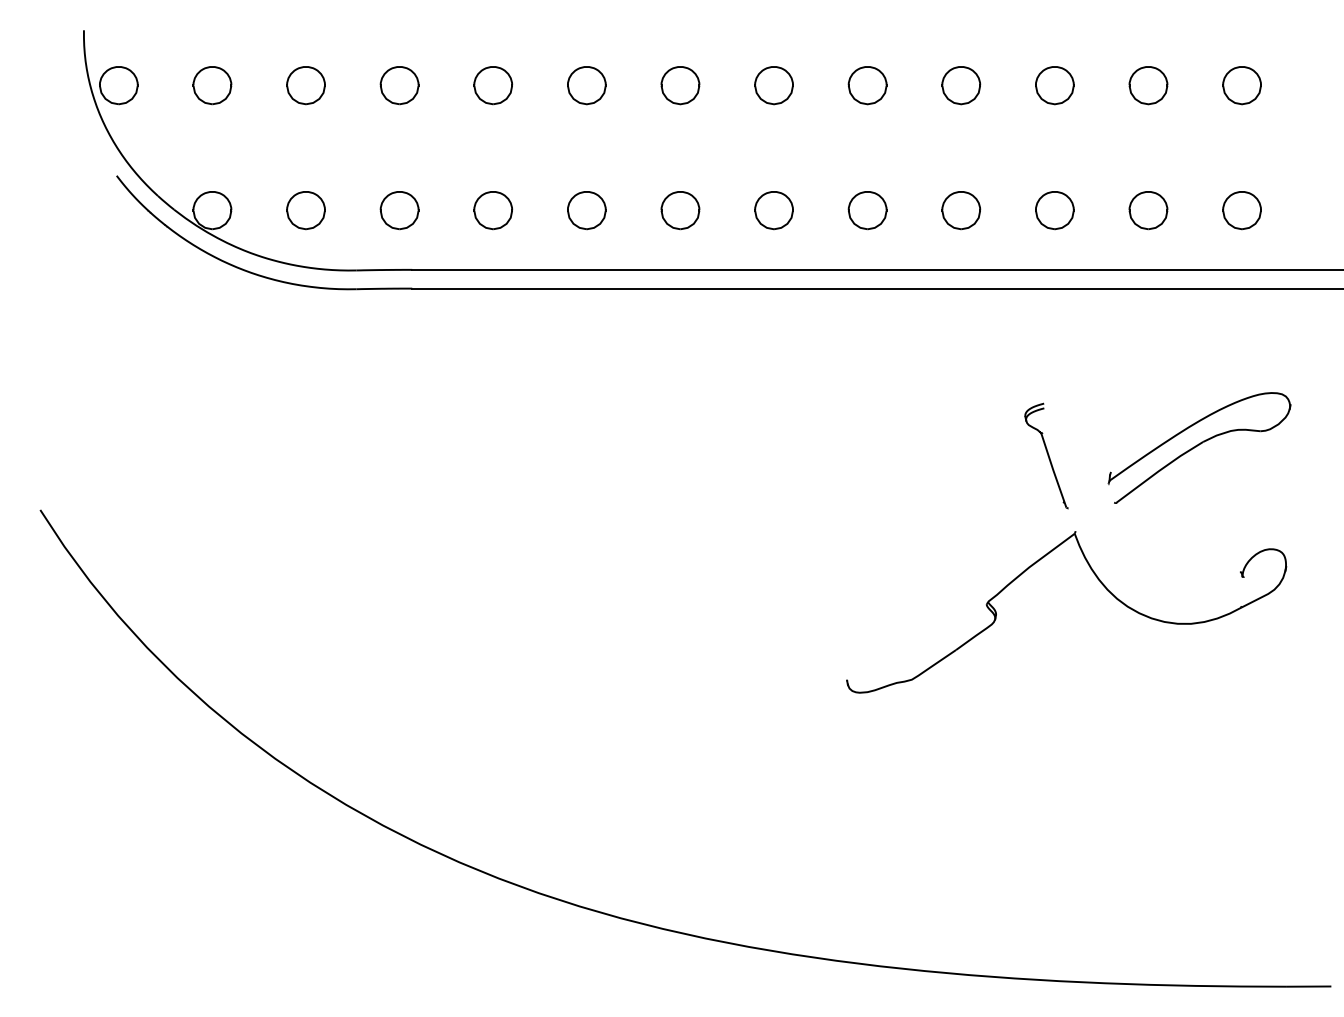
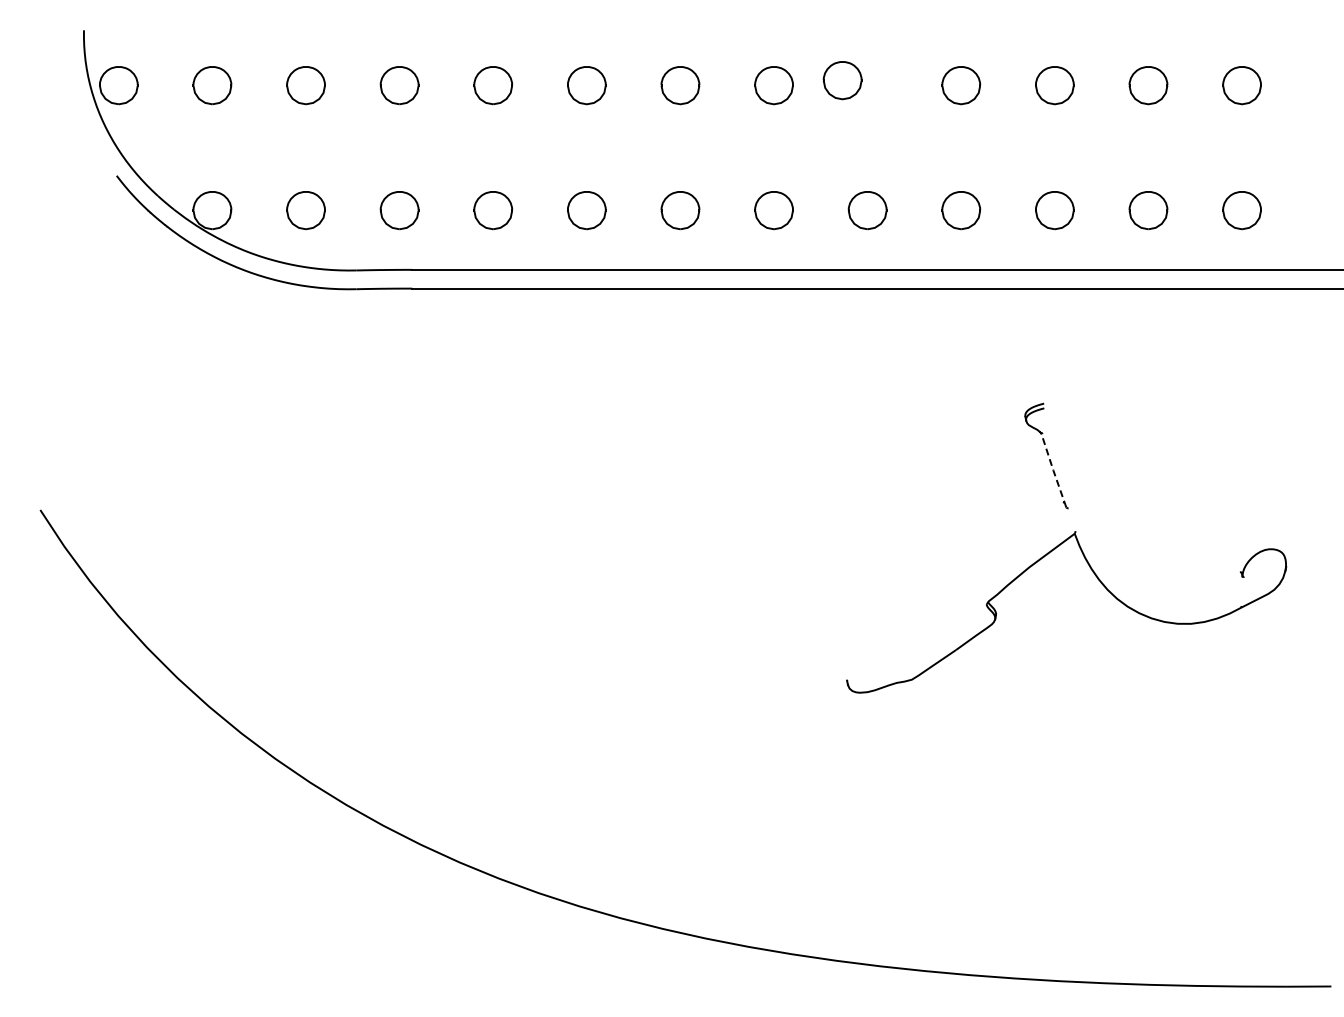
part position: (867, 85) -> (842, 80) (842, 80)
part: present -> none (1199, 447)
line: solid -> dashed (1053, 470)
